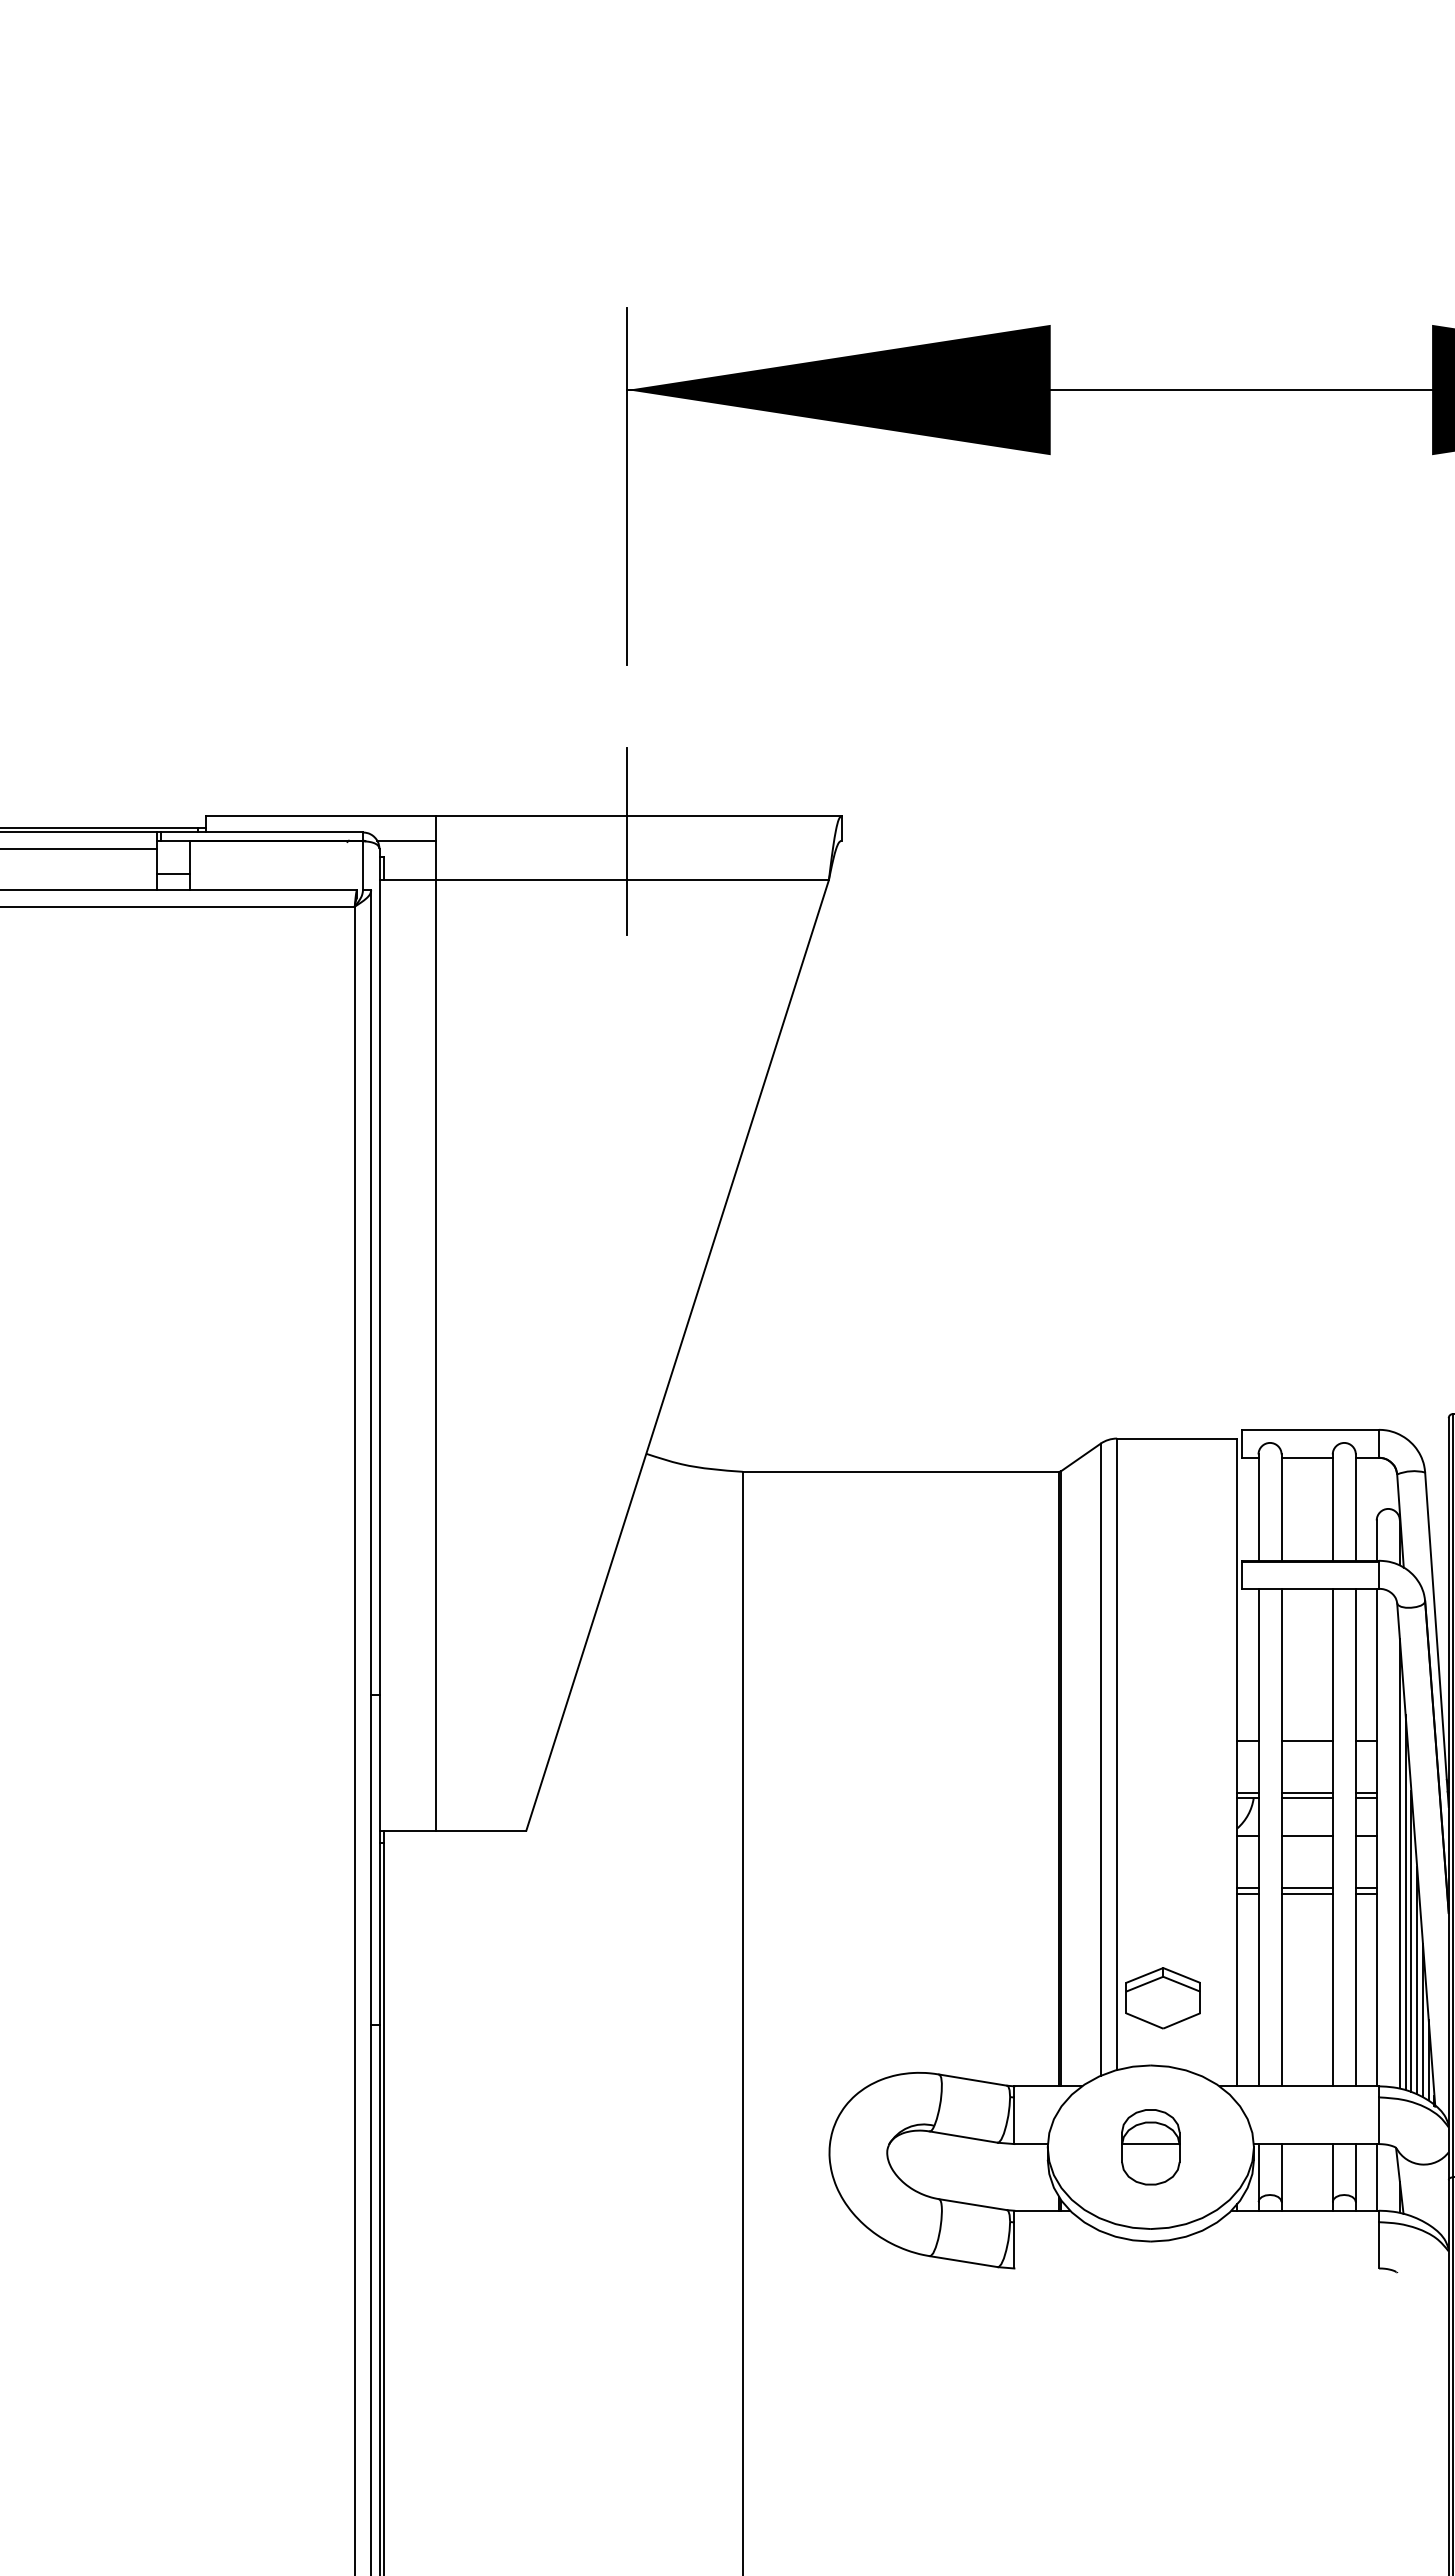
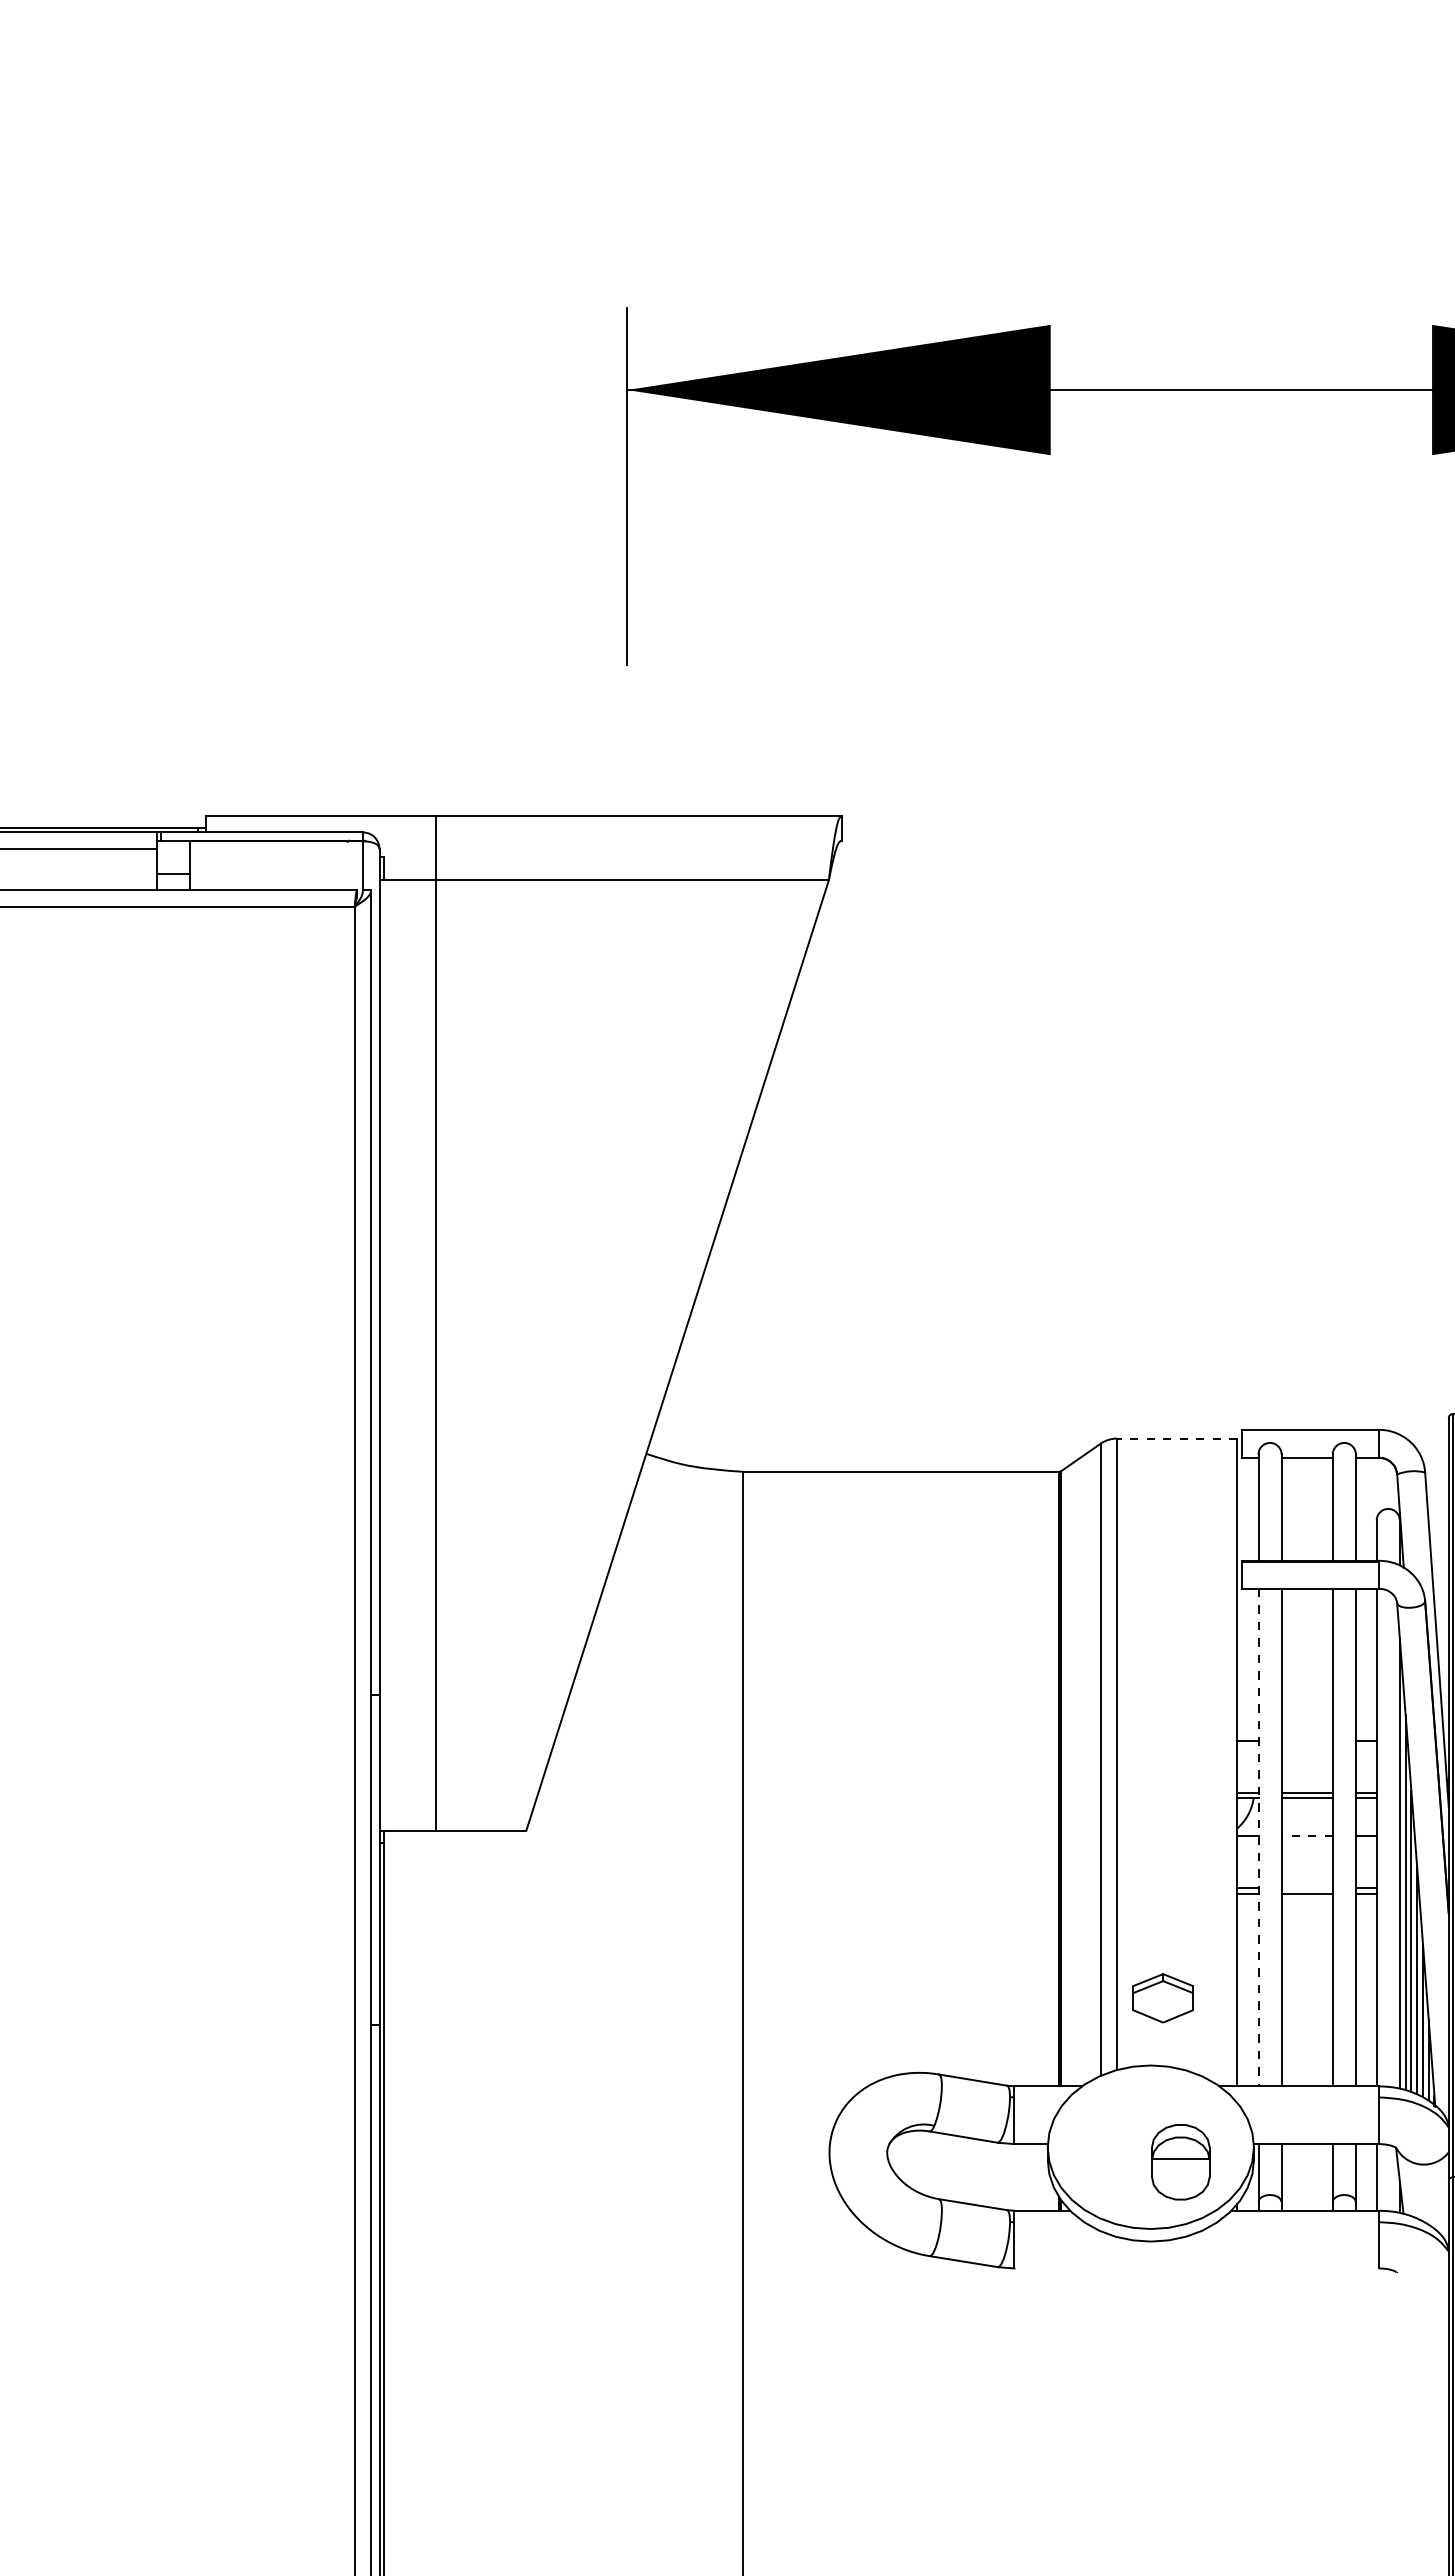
line: present -> none (406, 840)
line: present -> none (627, 840)
line: solid -> dashed (1176, 1438)
line: present -> none (1306, 1740)
line: solid -> dashed (1307, 1836)
line: solid -> dashed (1258, 1837)
line: present -> none (1306, 1887)
part size: 76x63 px -> 62x51 px (1162, 1998)
part position: (1150, 2147) -> (1180, 2162) (1180, 2162)
